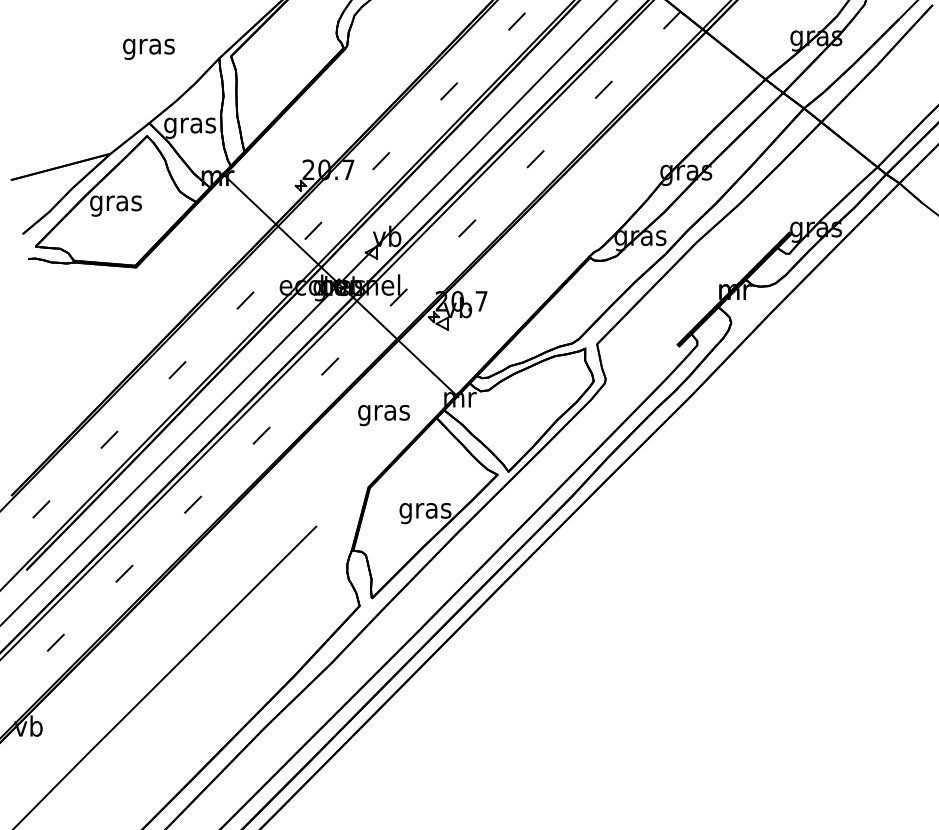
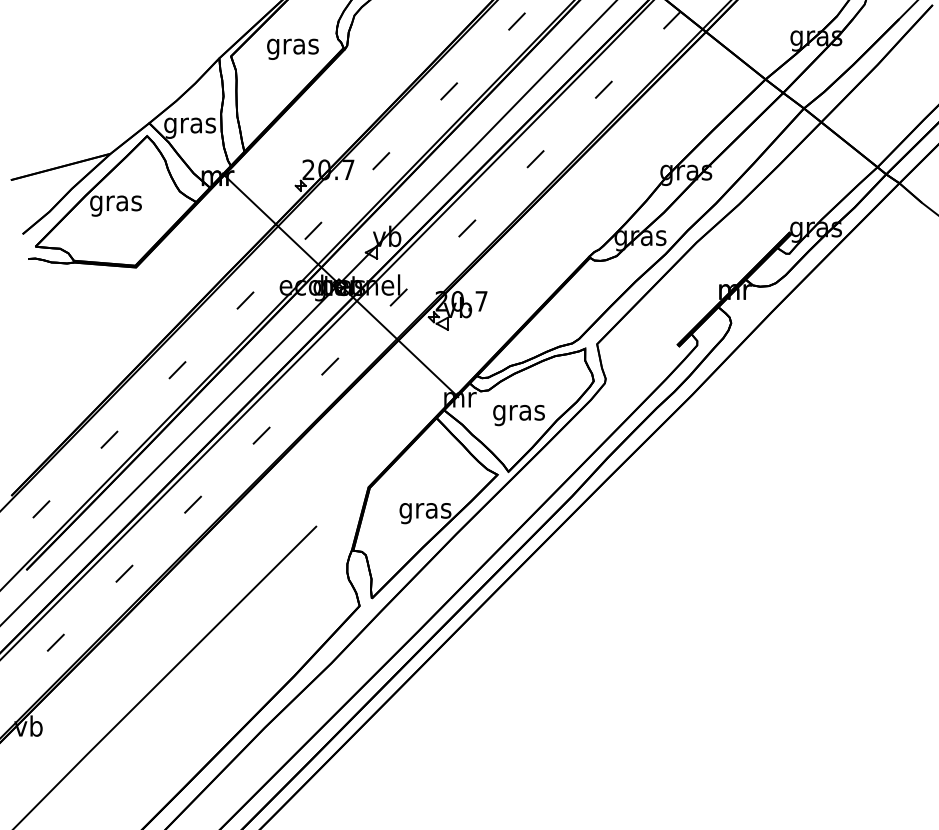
text position: (148, 48) -> (292, 48) (292, 48)
text position: (383, 415) -> (518, 415) (518, 415)
